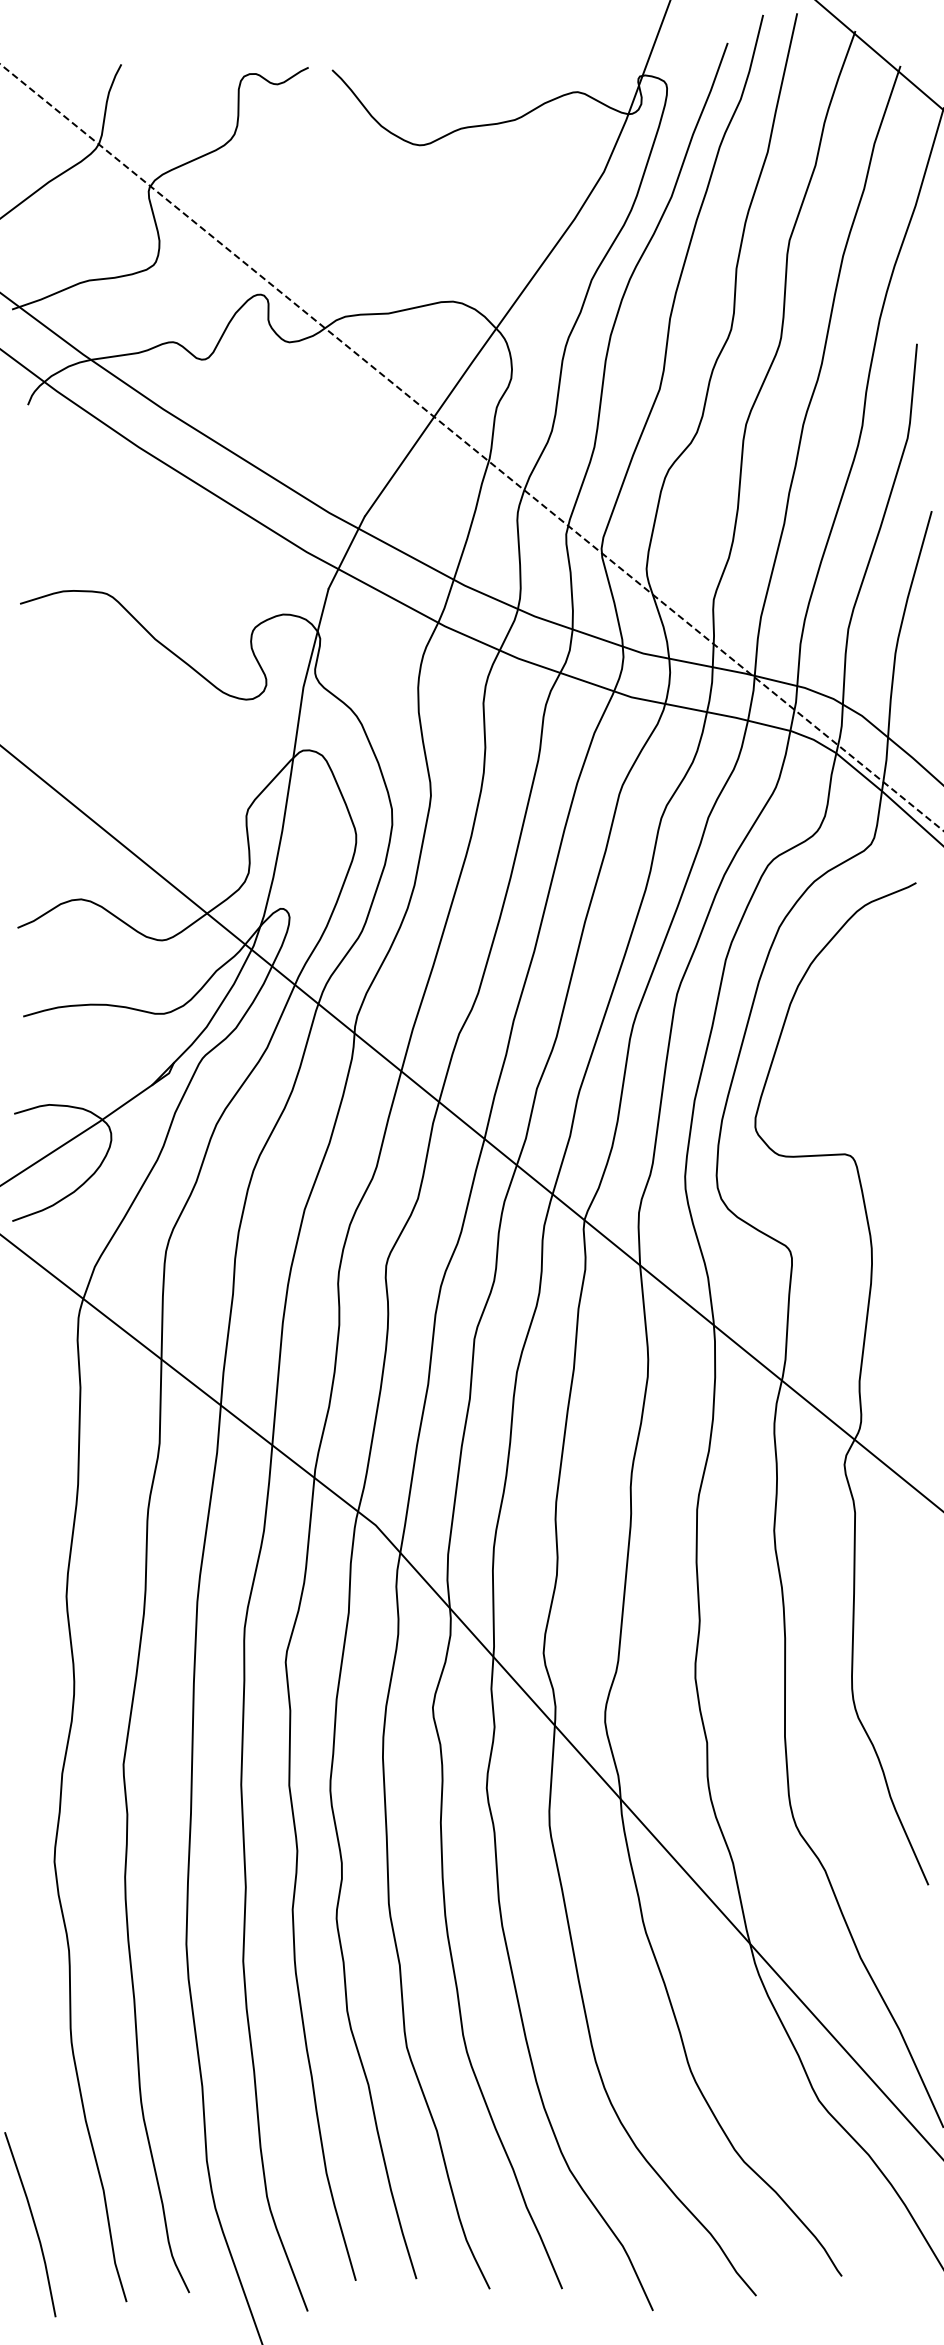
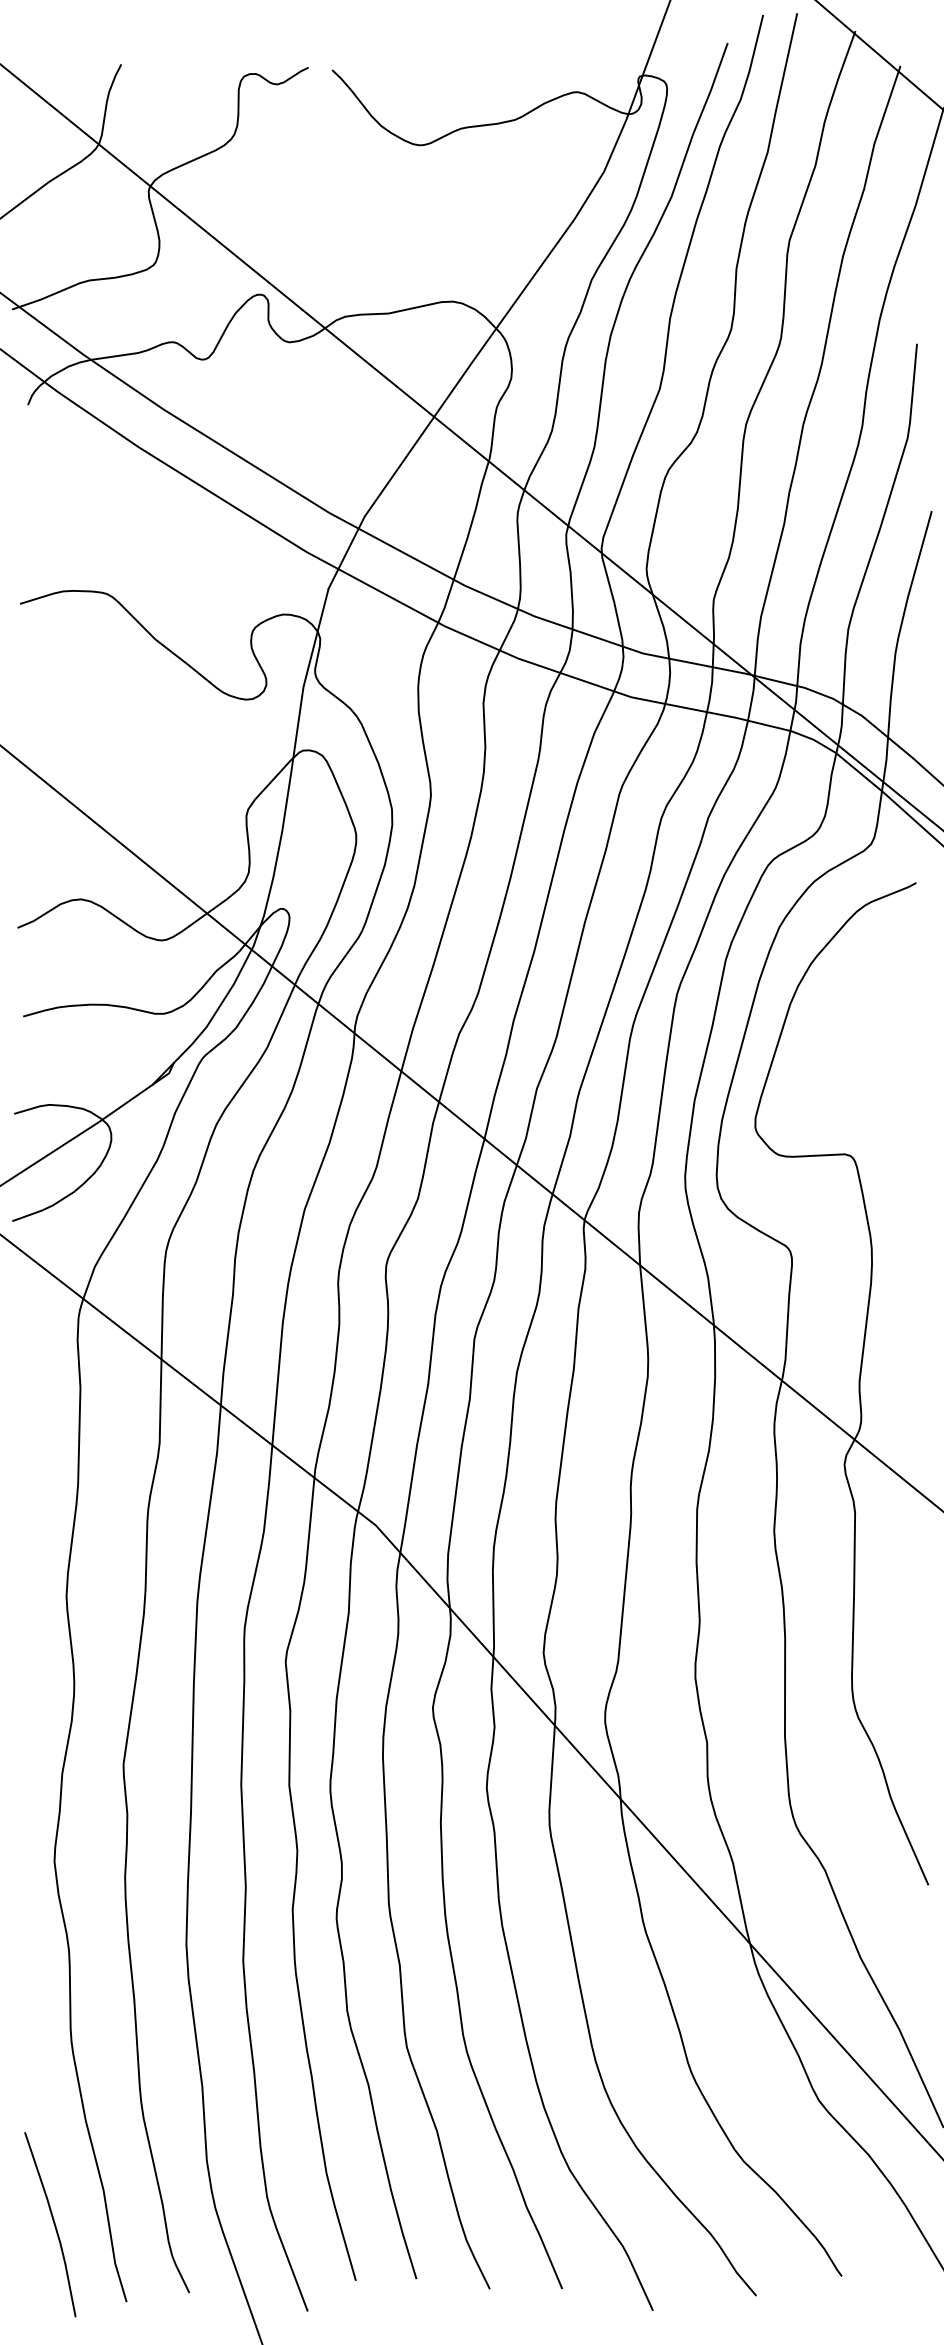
line: dashed -> solid (471, 447)
line position: (33, 2224) -> (53, 2224) (53, 2224)
